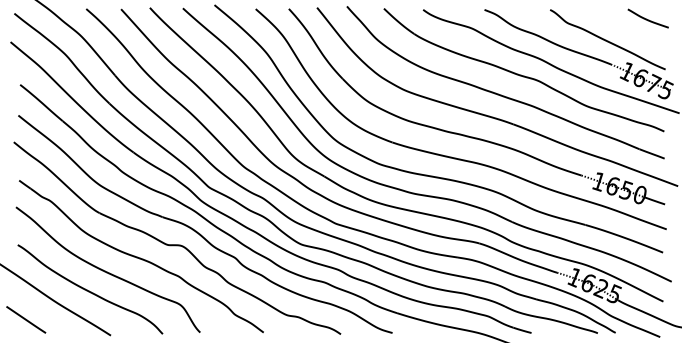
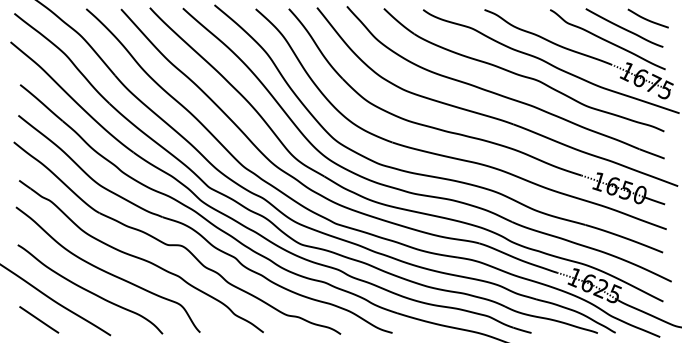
curve: none -> present (623, 27)
line position: (26, 319) -> (39, 319) (39, 319)
